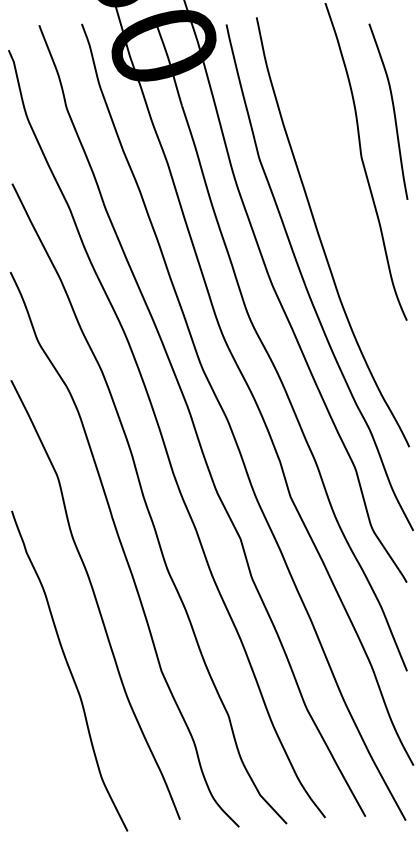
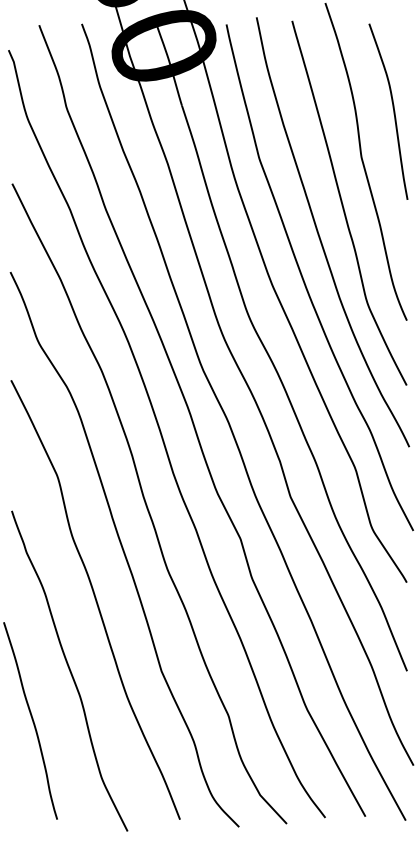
curve: none -> present (343, 204)
curve: none -> present (31, 719)
